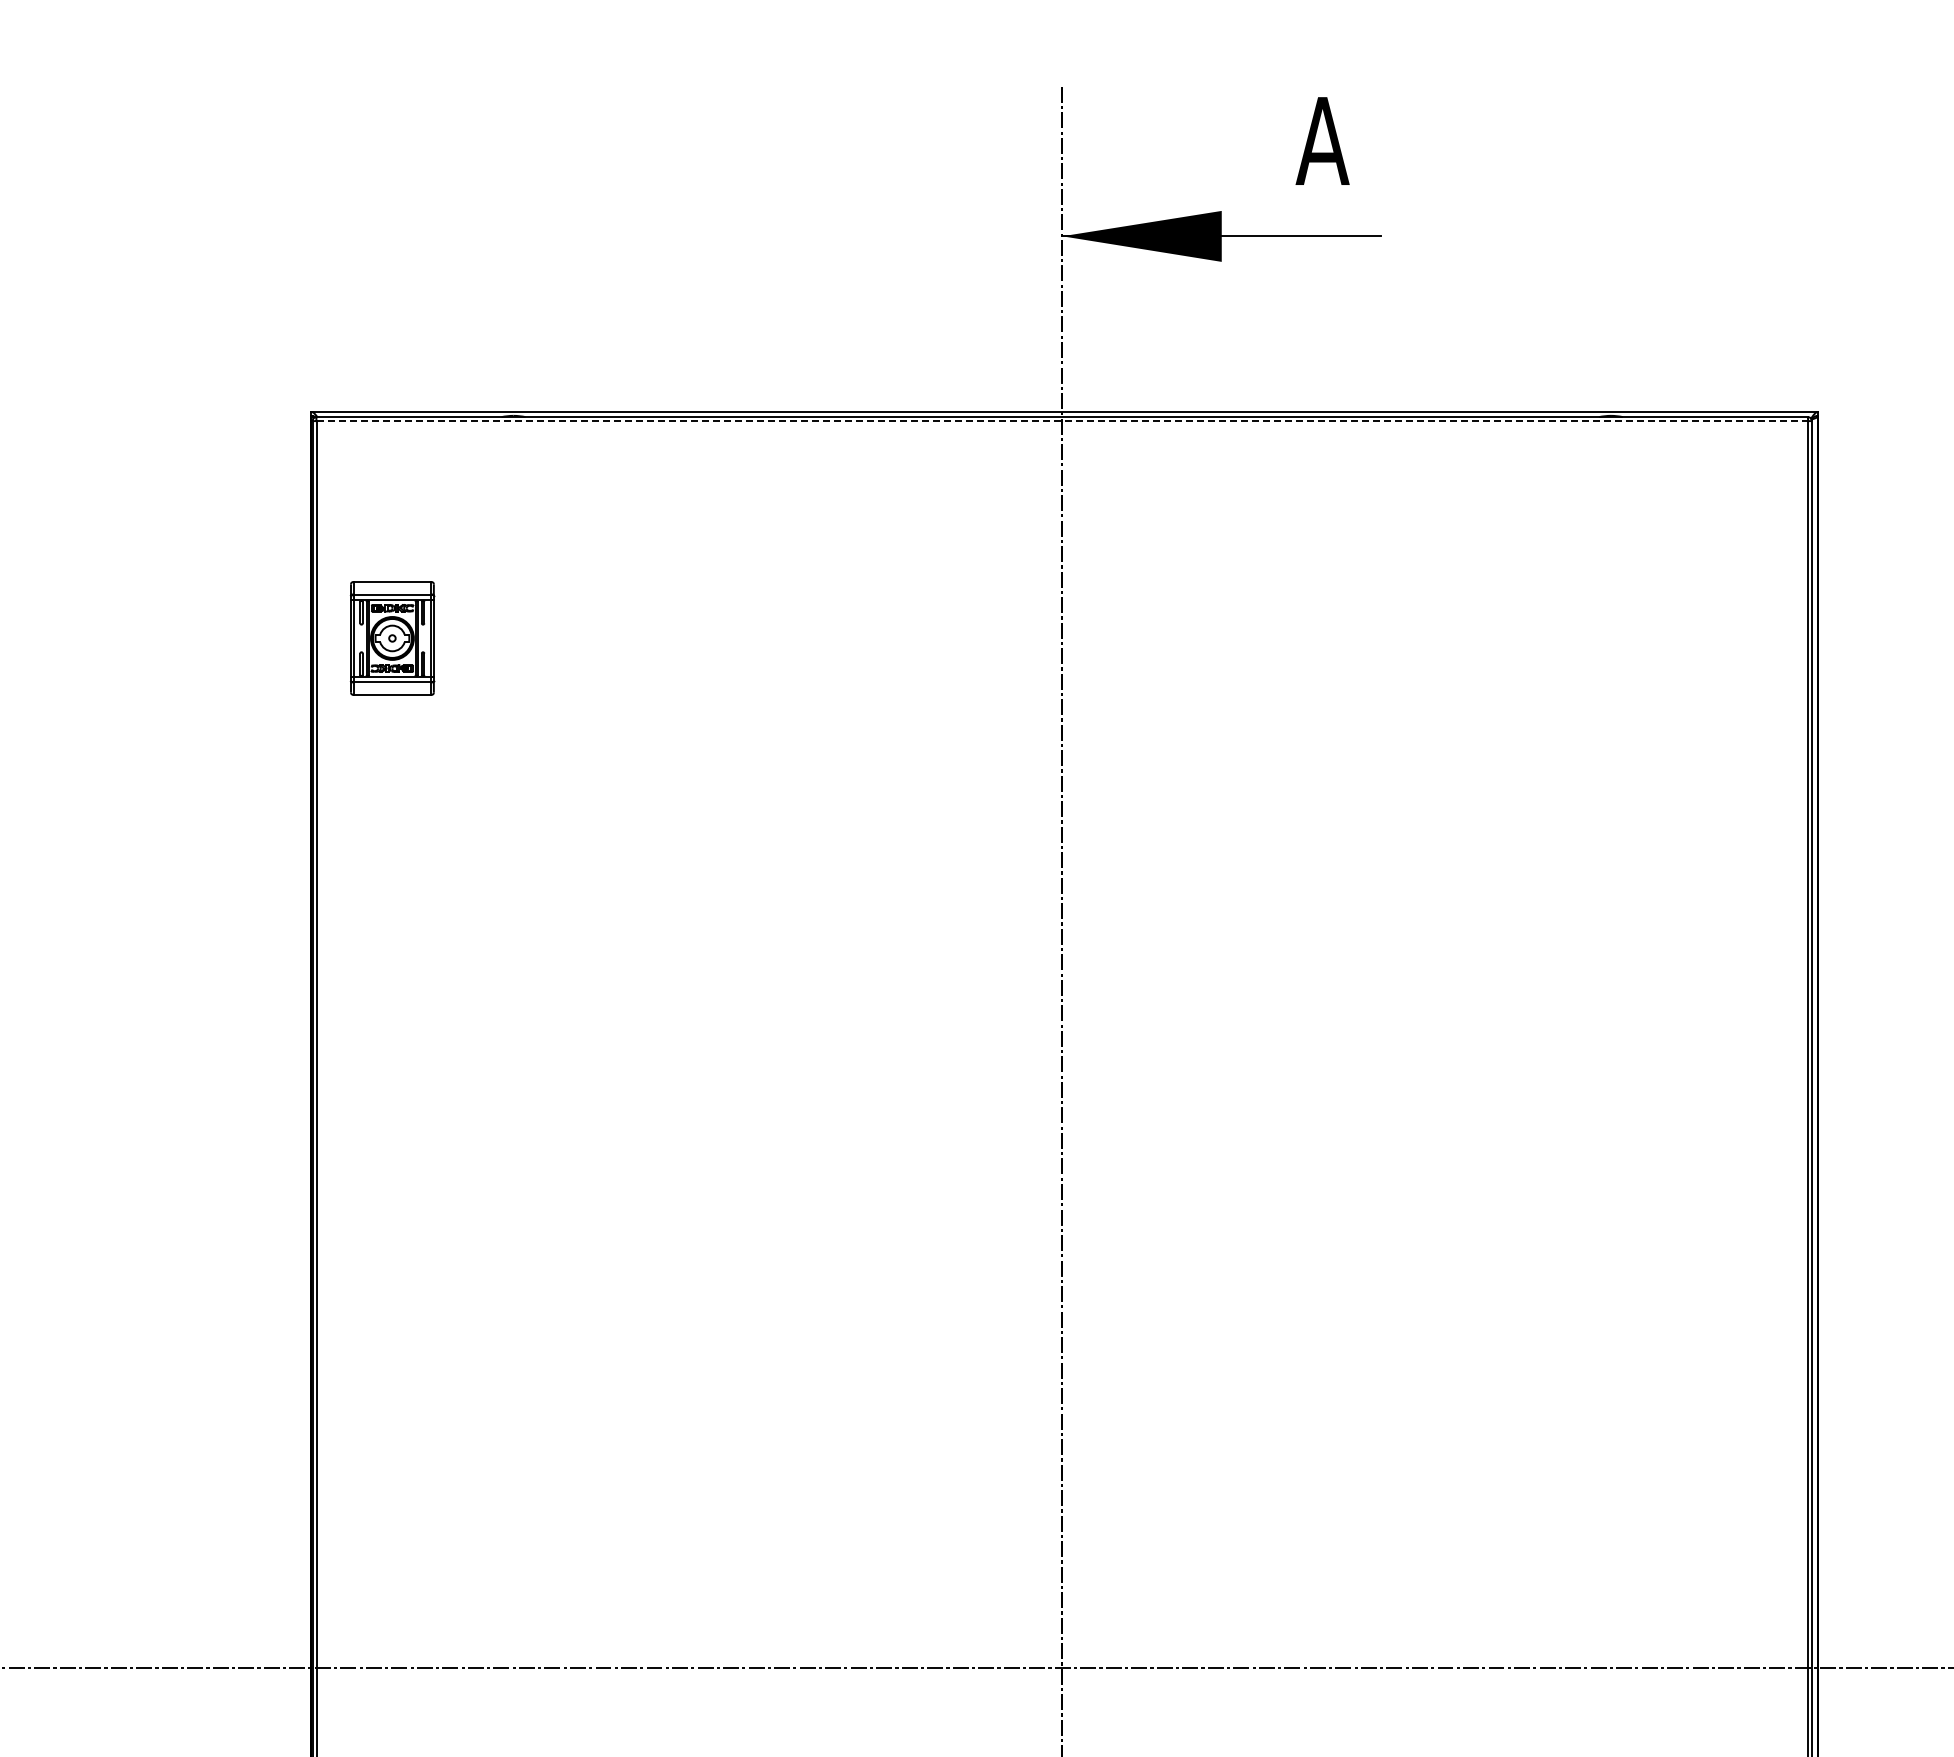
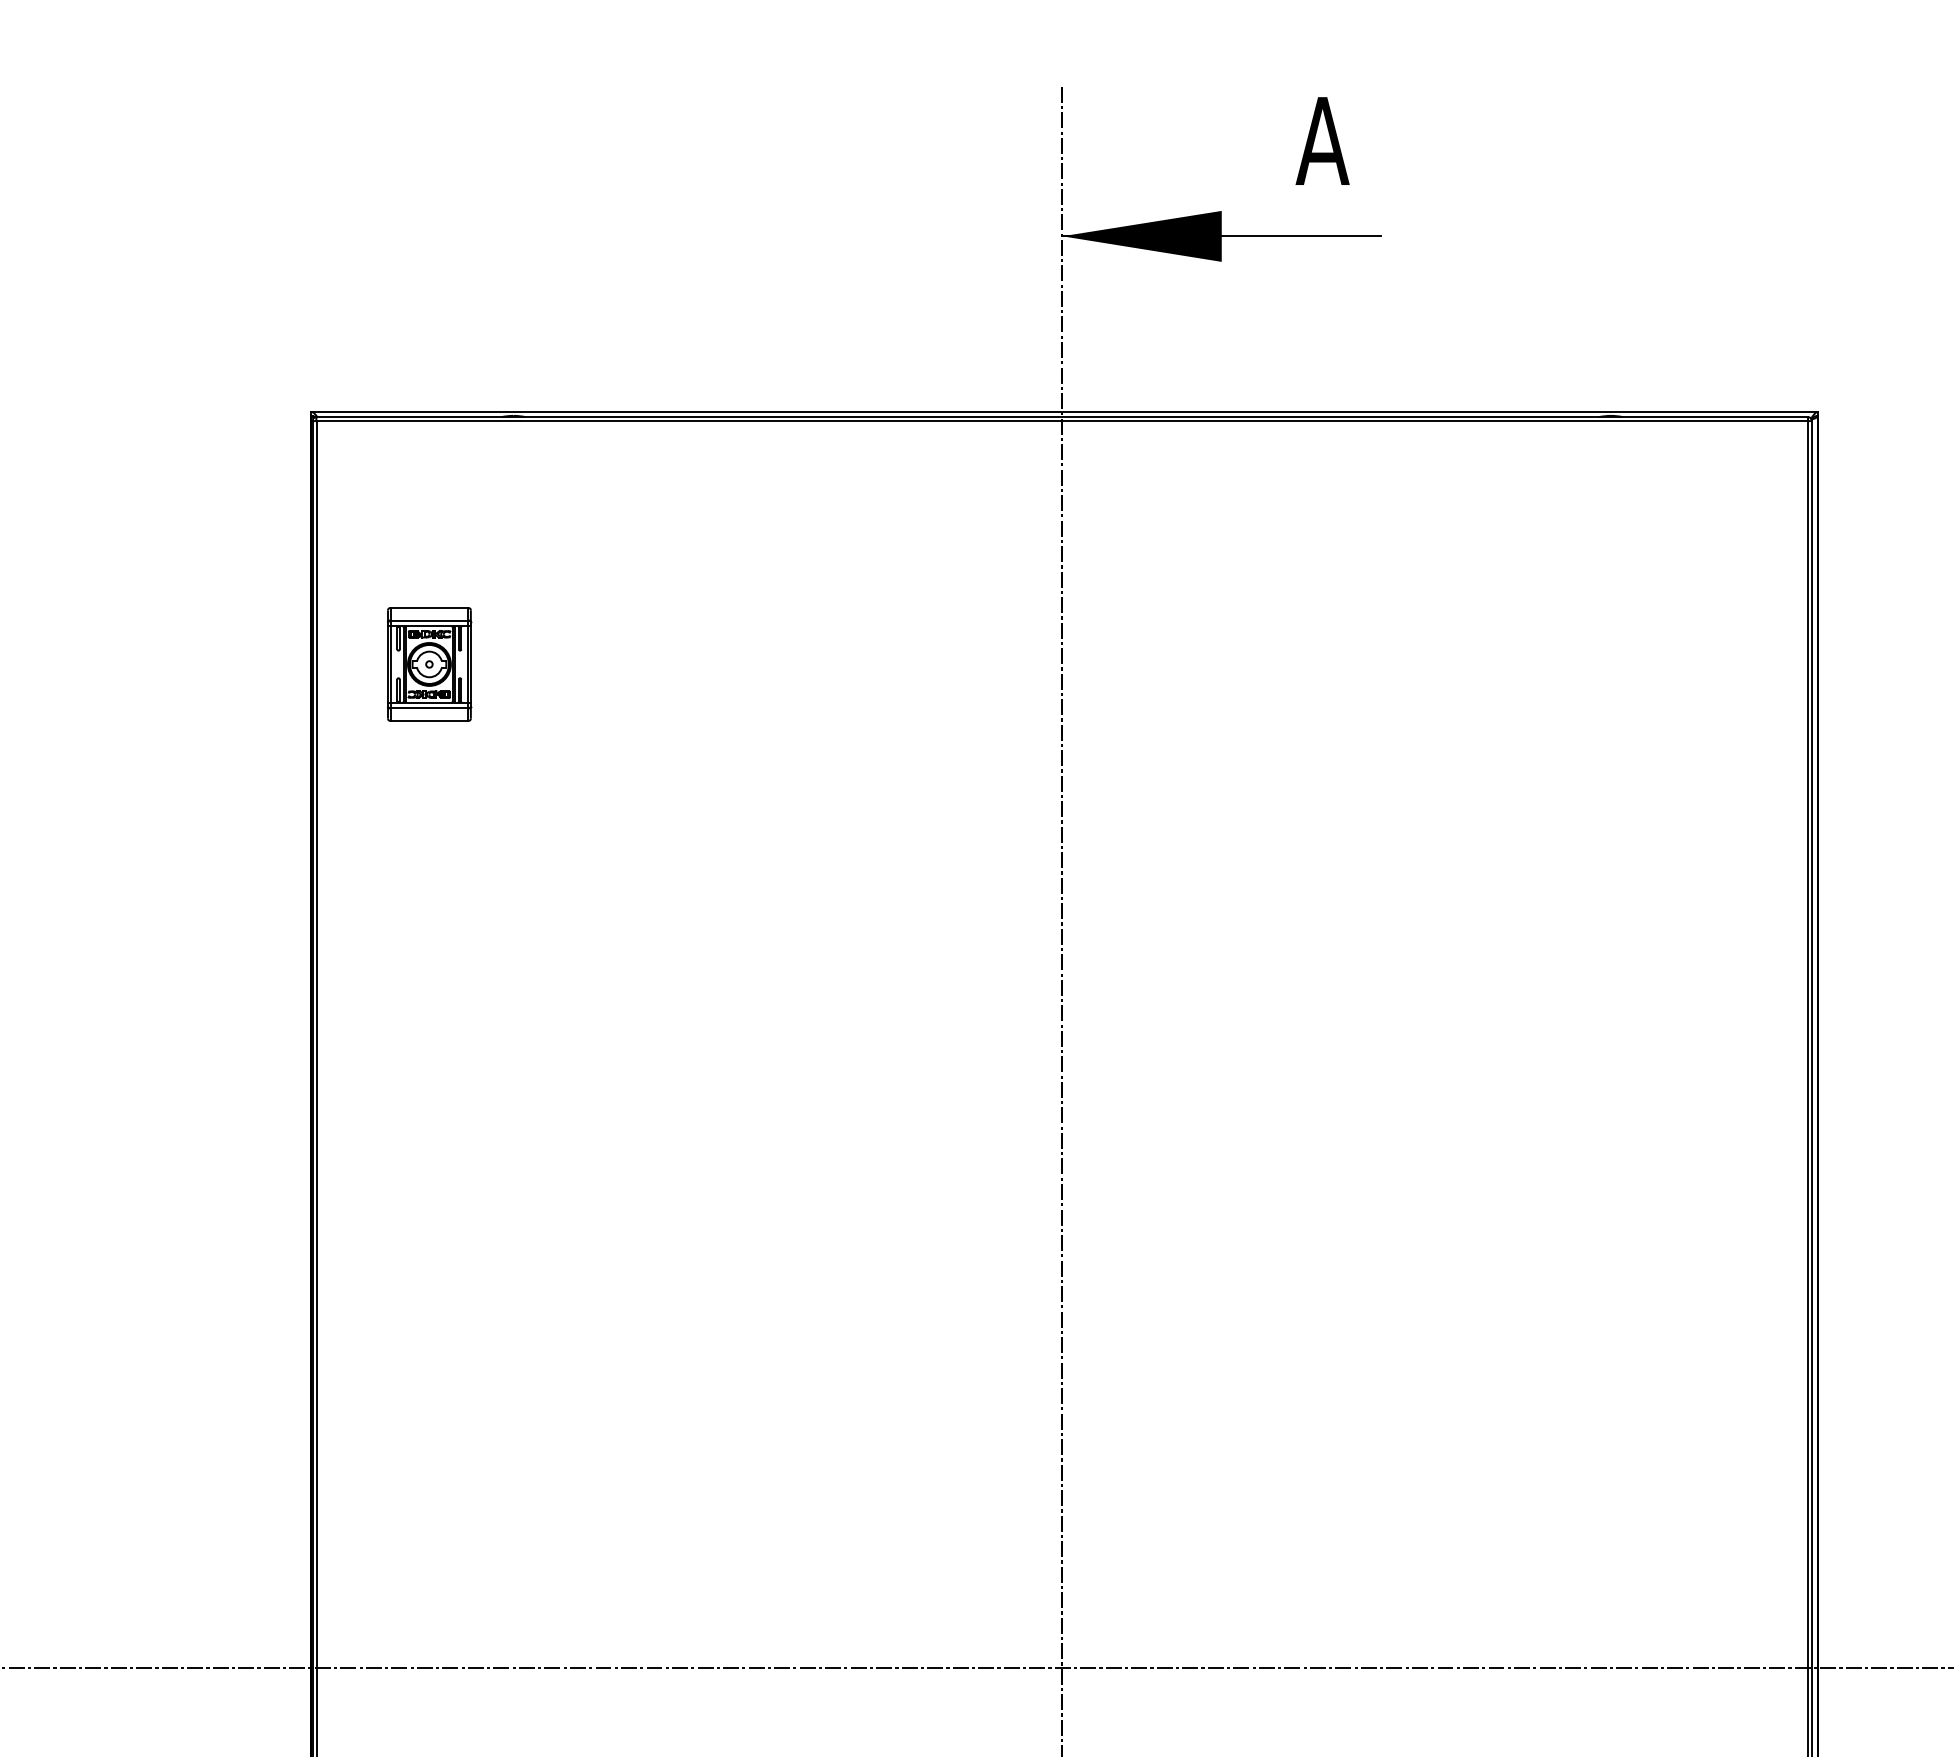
line: dashed -> solid (1062, 421)
part position: (392, 638) -> (429, 664) (429, 664)
